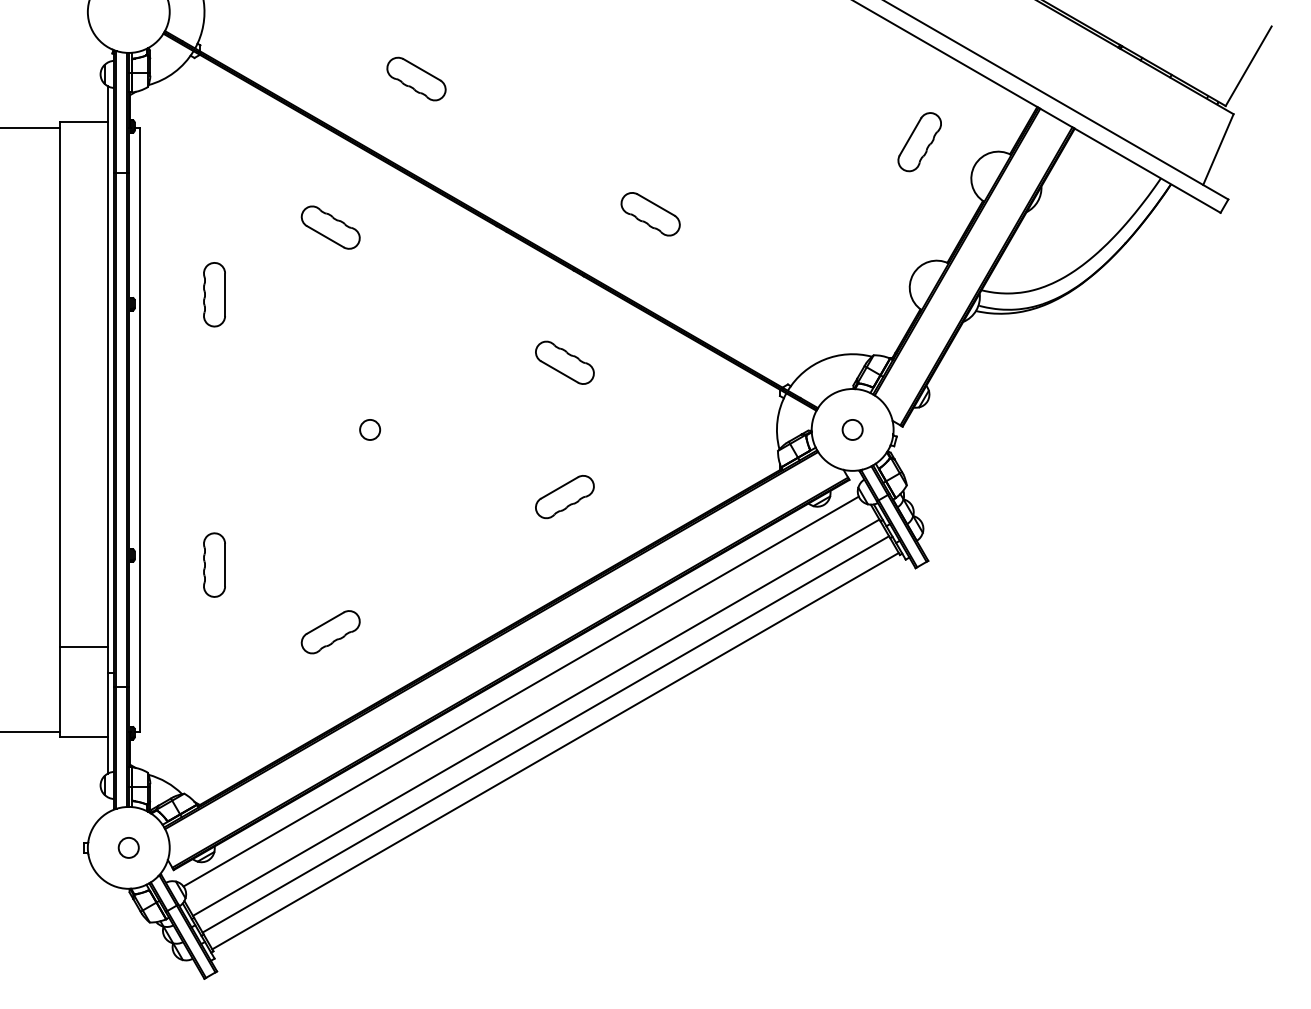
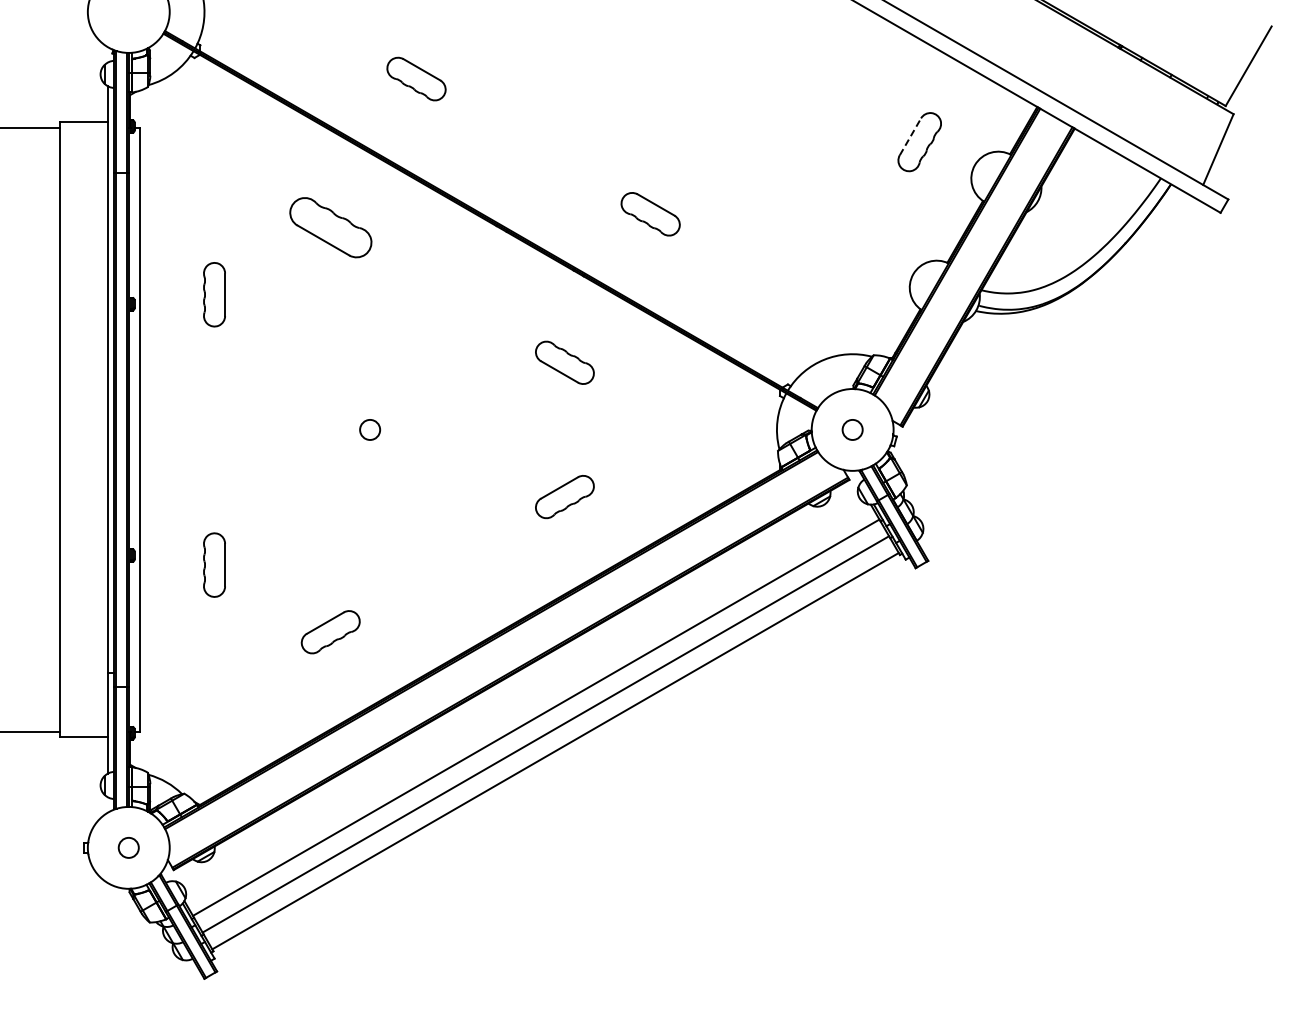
line: solid -> dashed (910, 136)
part size: 61x45 px -> 84x62 px (330, 227)
line: present -> none (83, 647)
line: present -> none (520, 691)
